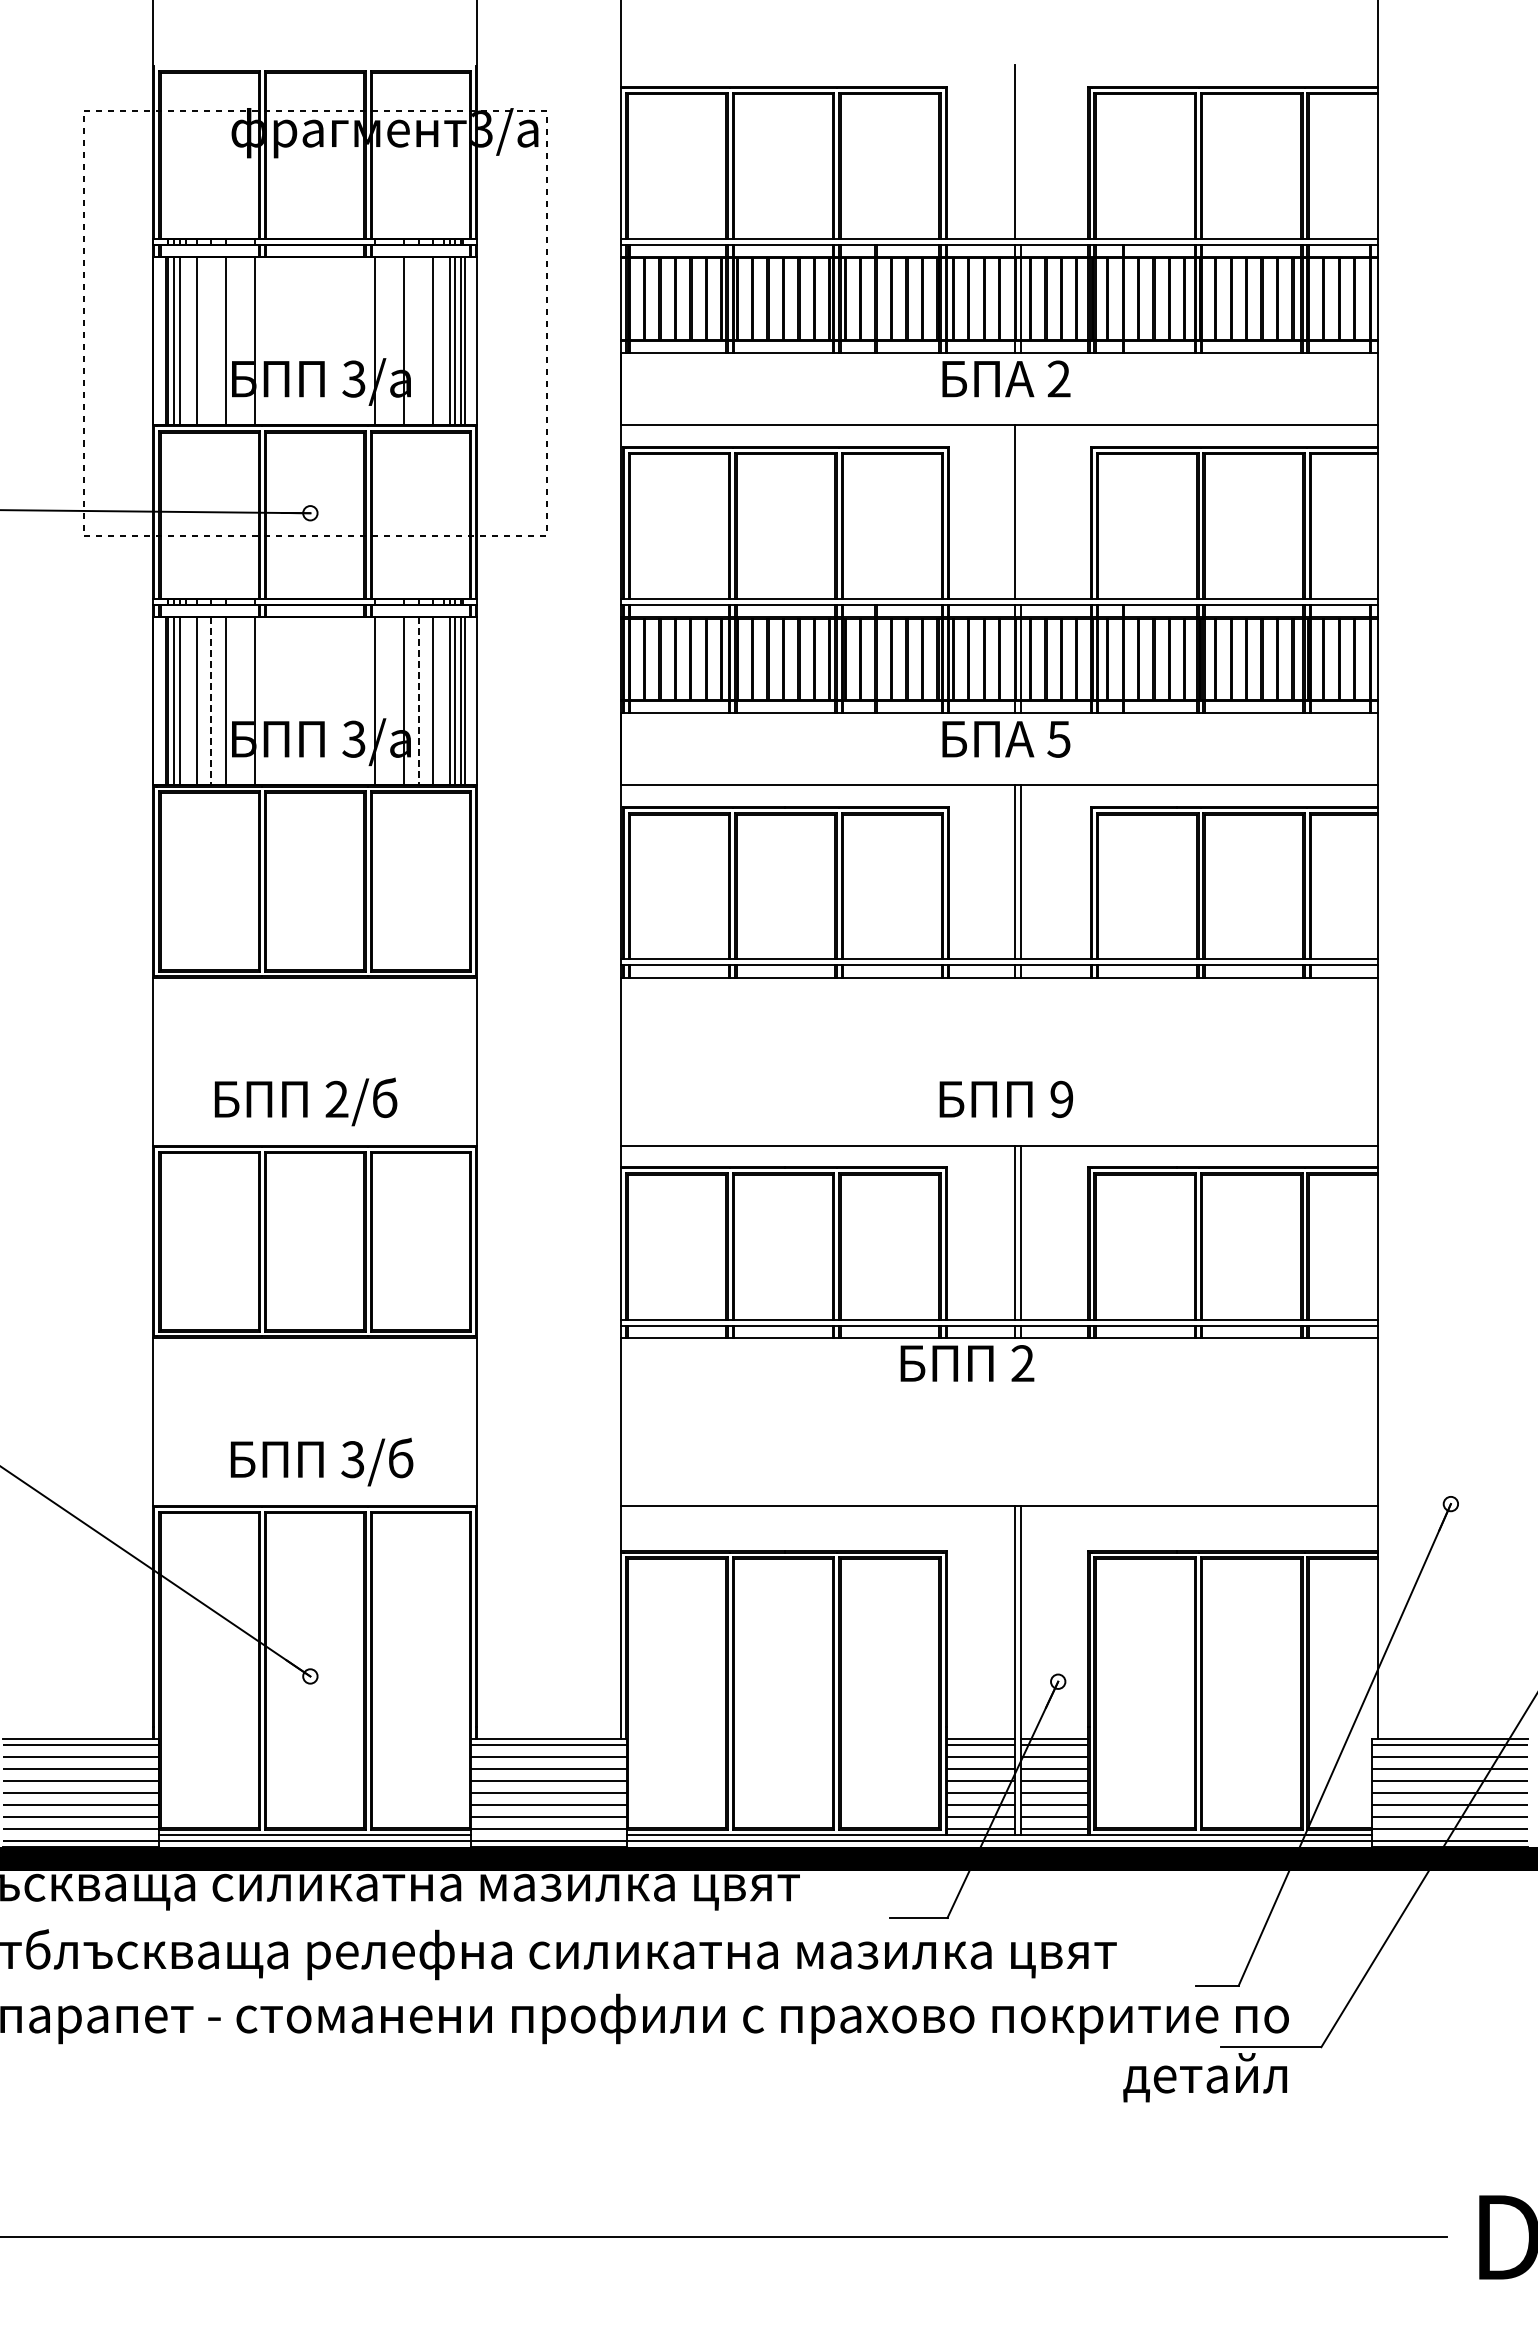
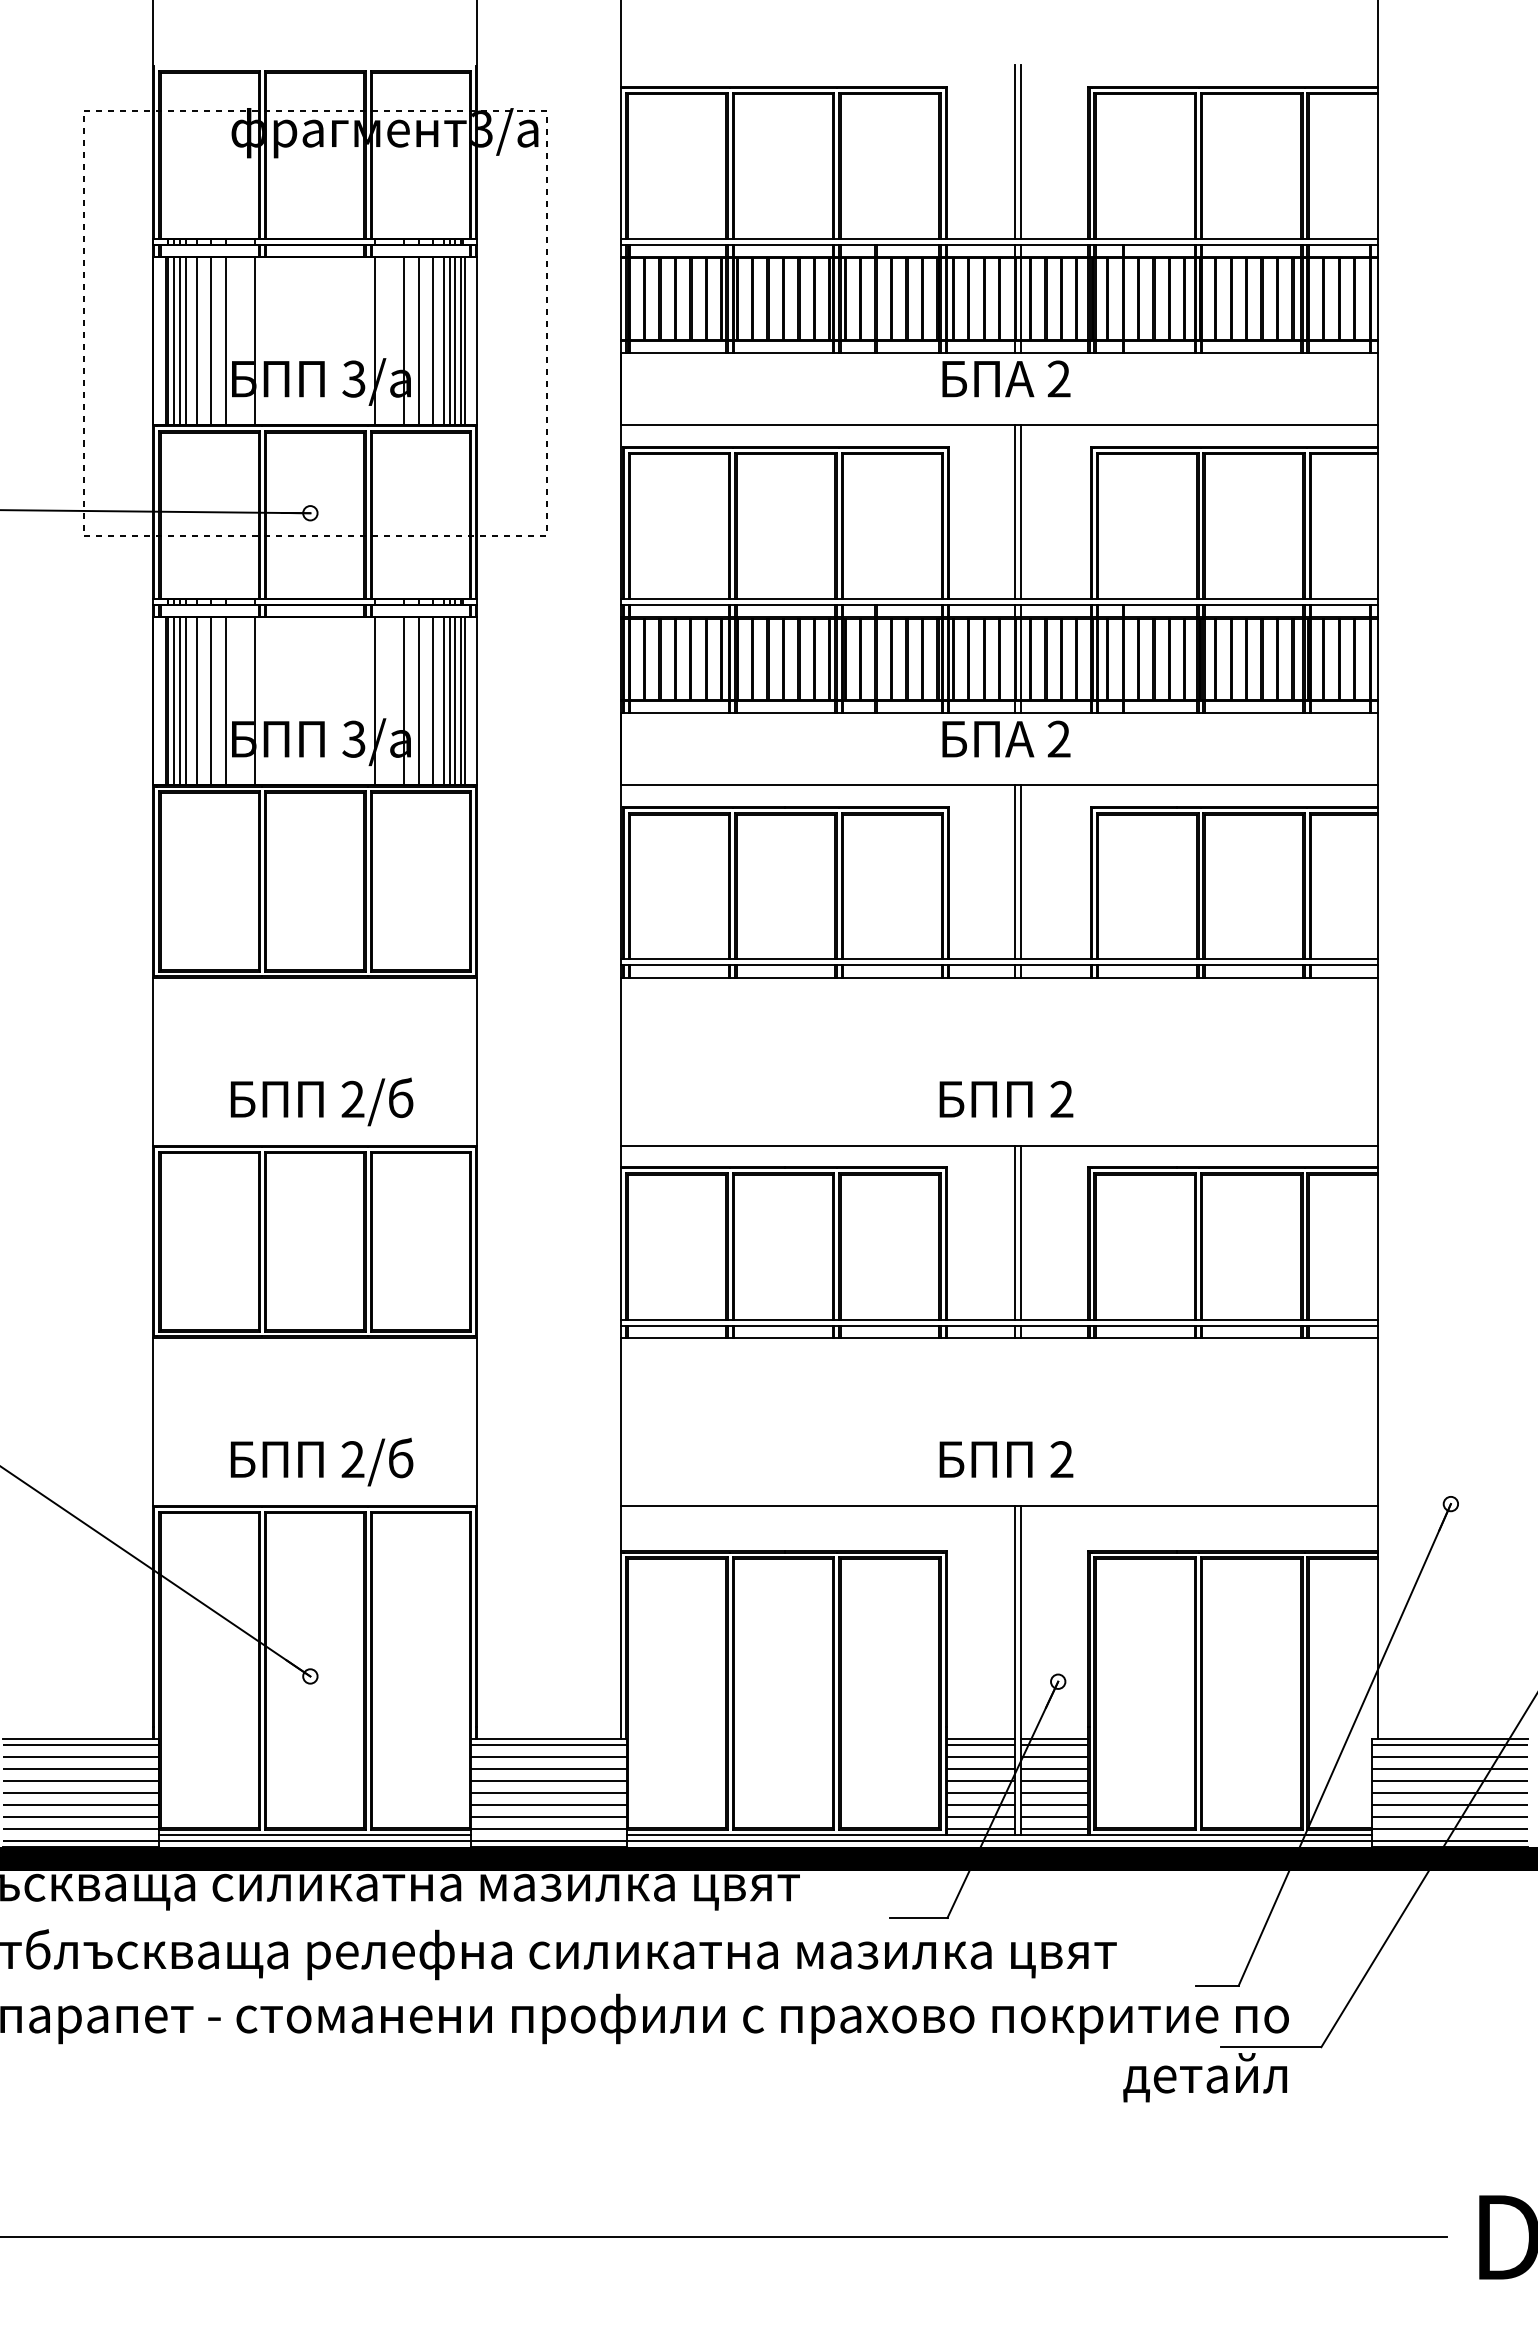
line: none -> present (1020, 152)
line: none -> present (185, 341)
line: none -> present (210, 341)
line: none -> present (419, 341)
line: none -> present (443, 341)
line: none -> present (1020, 512)
line: none -> present (185, 701)
line: dashed -> solid (210, 701)
line: dashed -> solid (419, 701)
line: none -> present (443, 701)
text: 5 -> 2 (1058, 738)
text: 9 -> 2 (1061, 1099)
text position: (305, 1101) -> (321, 1101) (321, 1101)
text position: (967, 1363) -> (1006, 1459) (1006, 1459)
text: 3/ -> 2/ (352, 1459)
